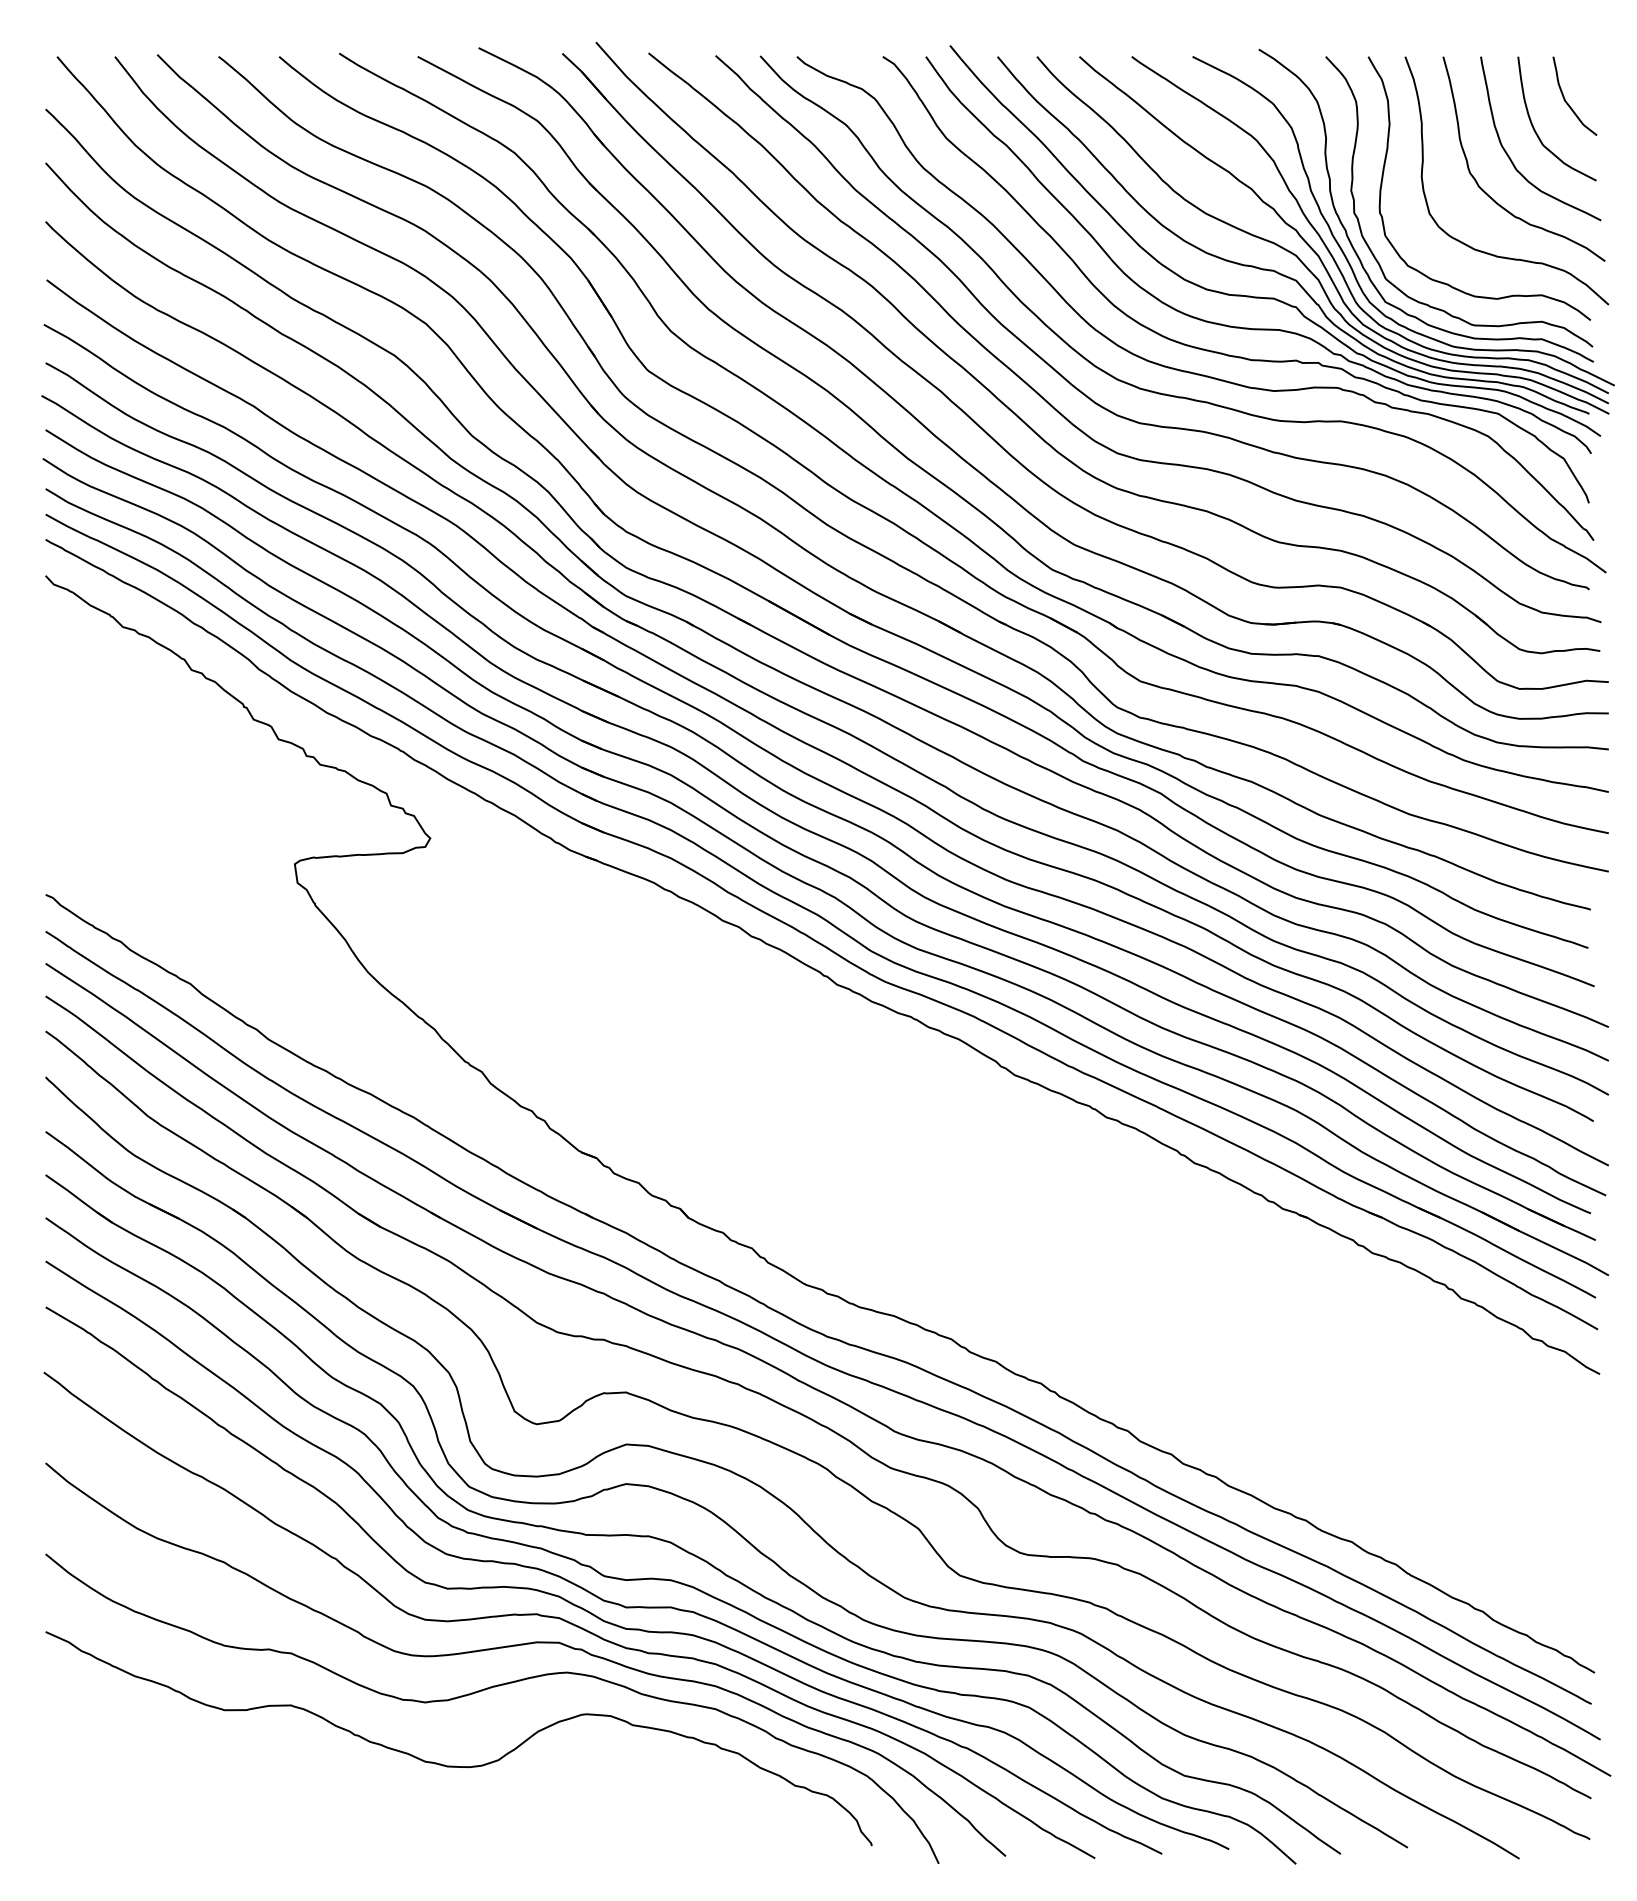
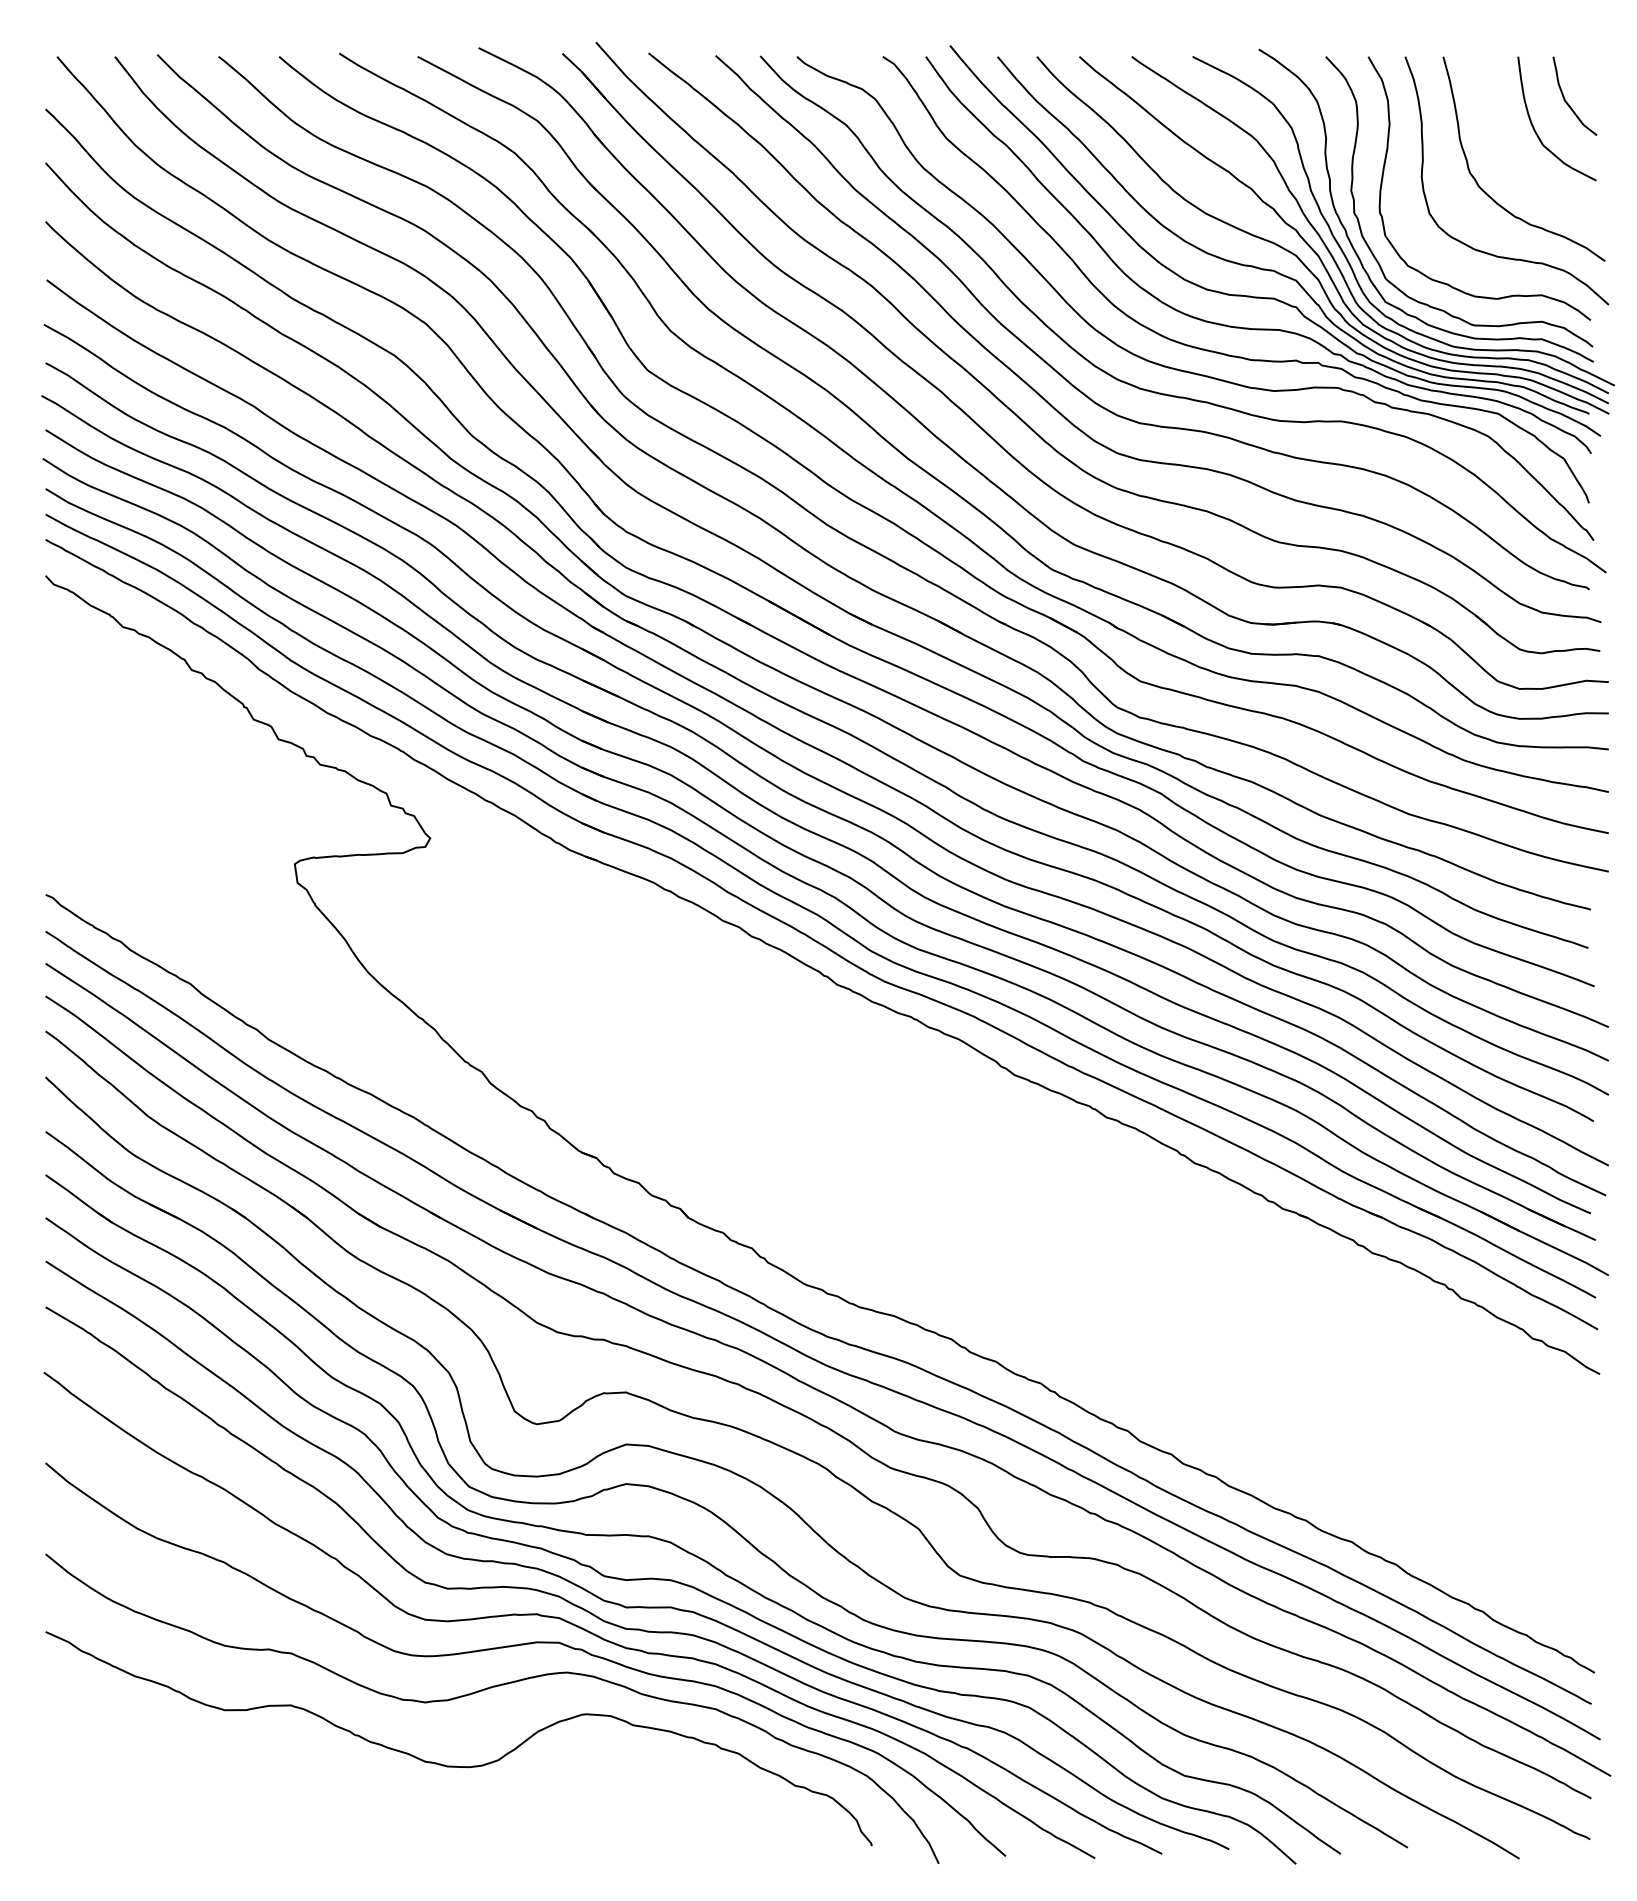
curve: present -> none (1510, 157)
